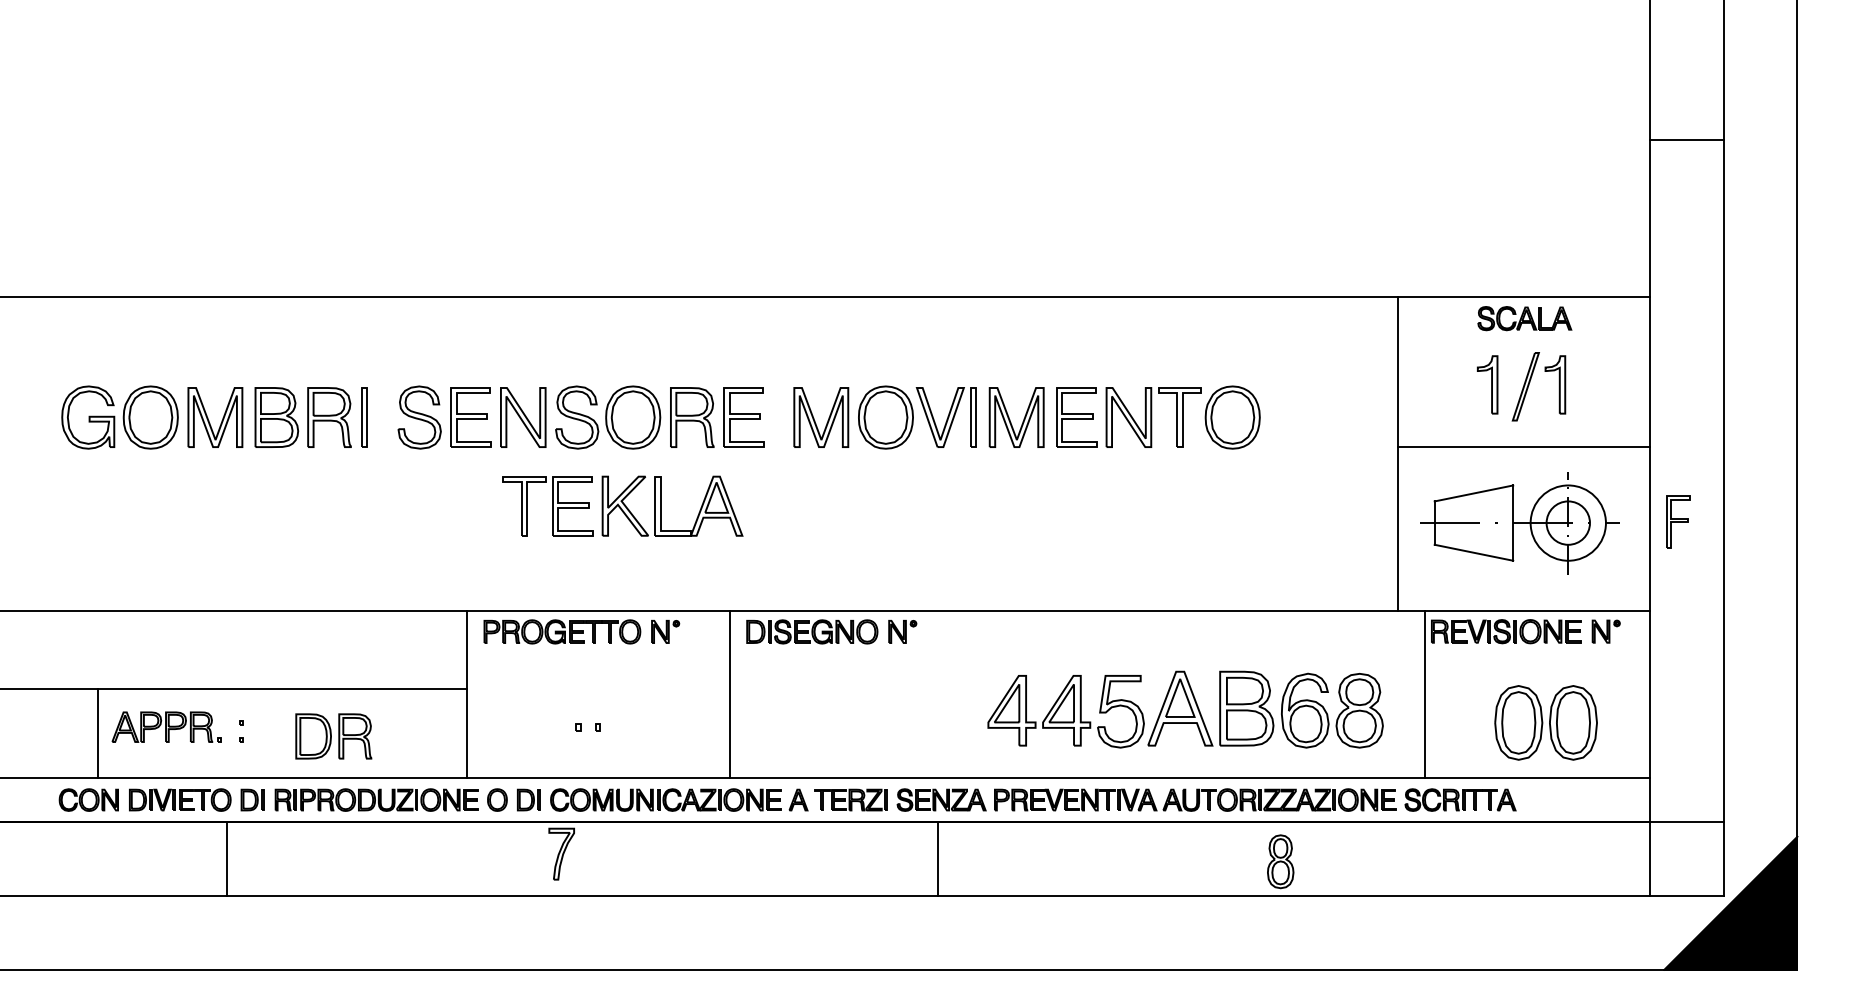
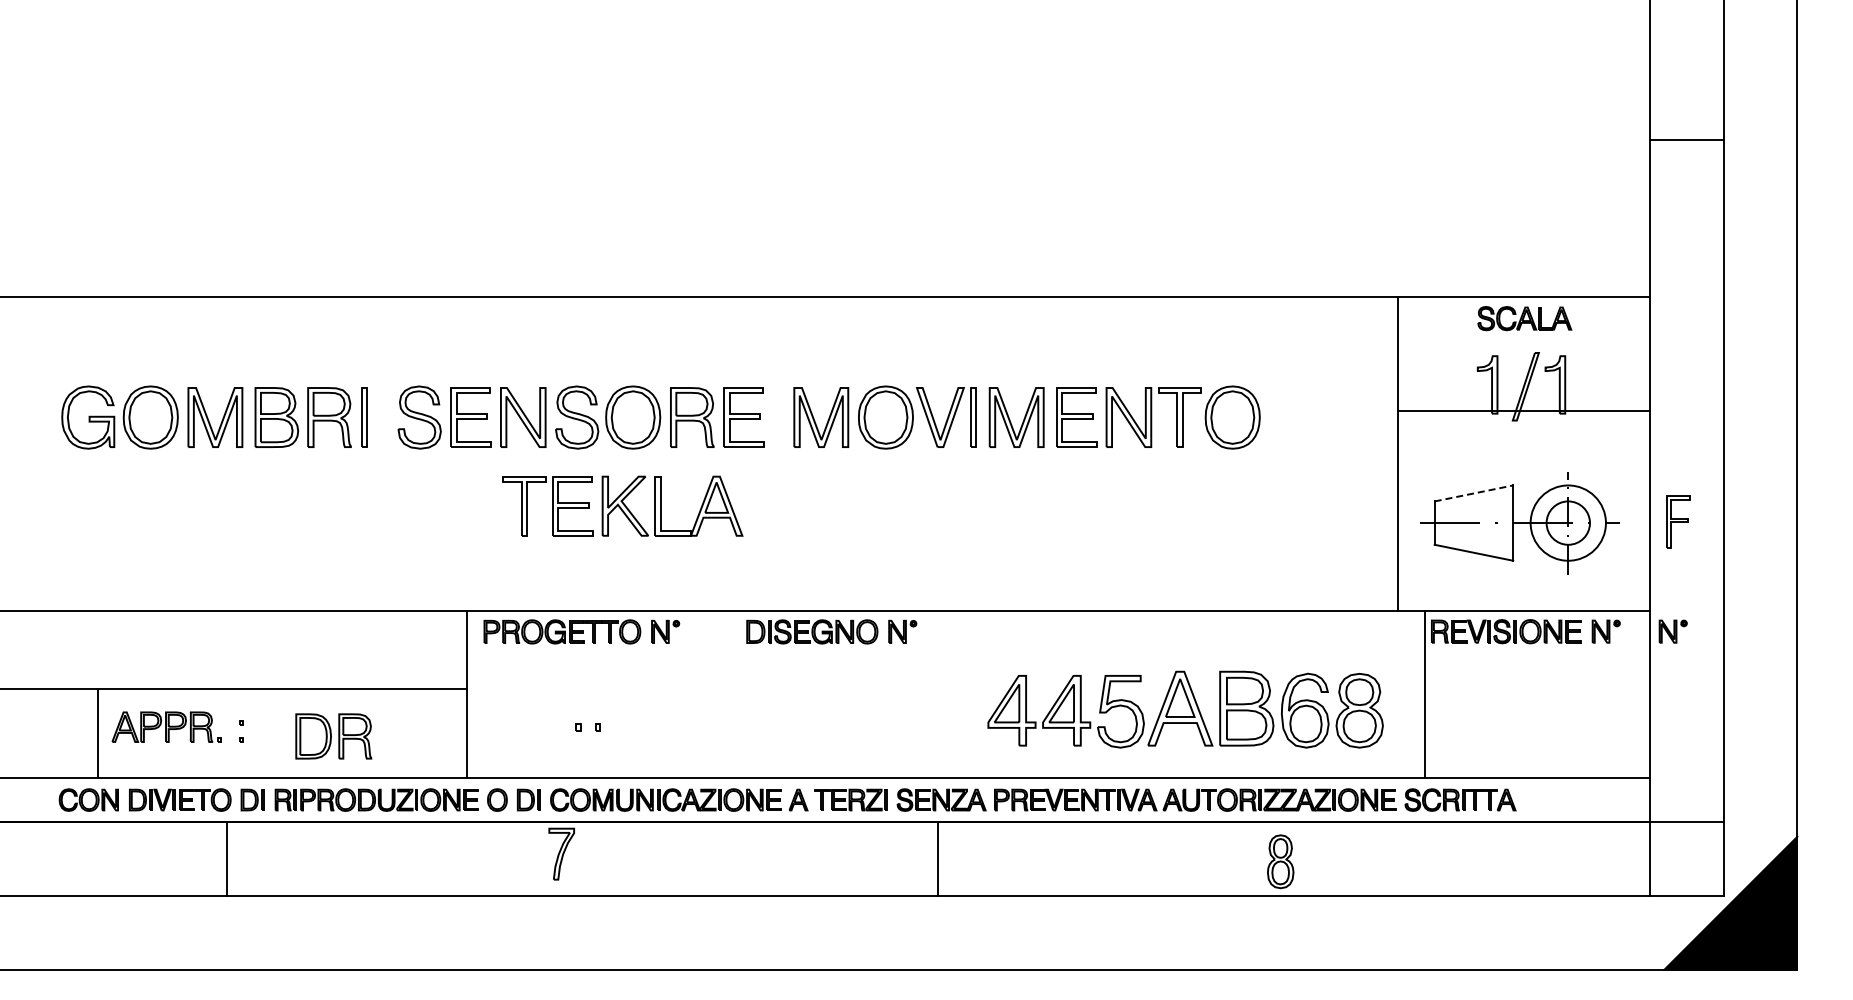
line position: (1523, 446) -> (1523, 410) (1523, 410)
line: solid -> dashed (1474, 493)
part: none -> present (1672, 631)
line: present -> none (729, 693)
part: present -> none (1545, 722)
